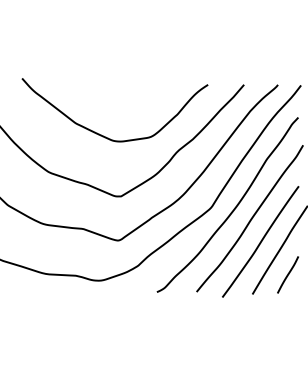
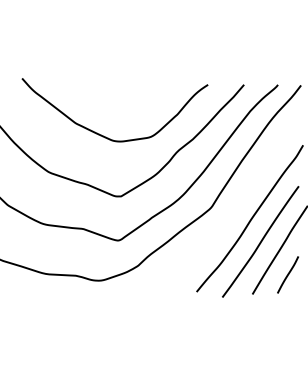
curve: present -> none (233, 208)
